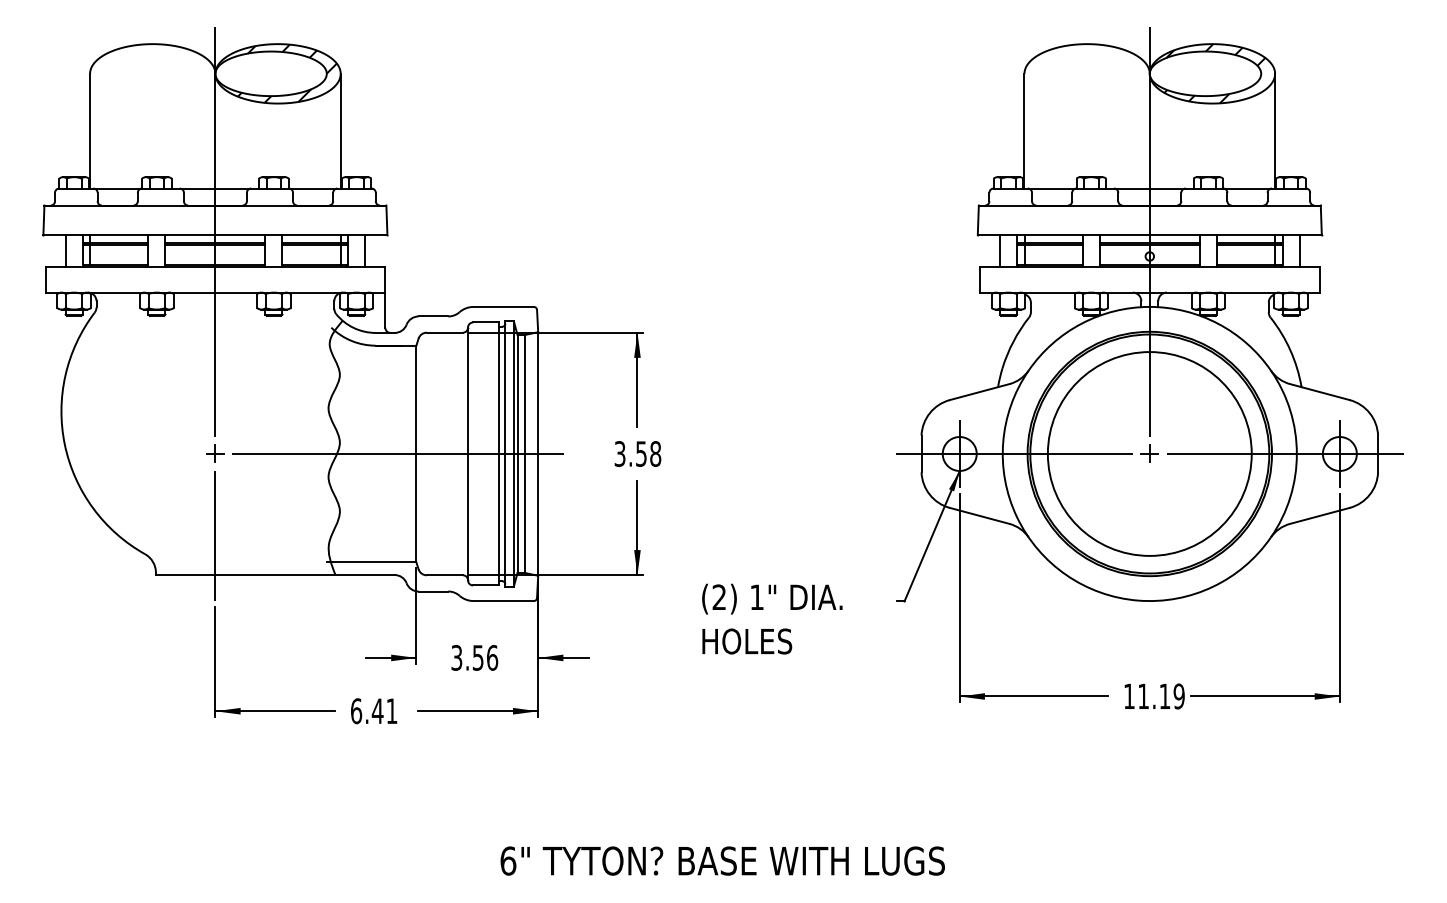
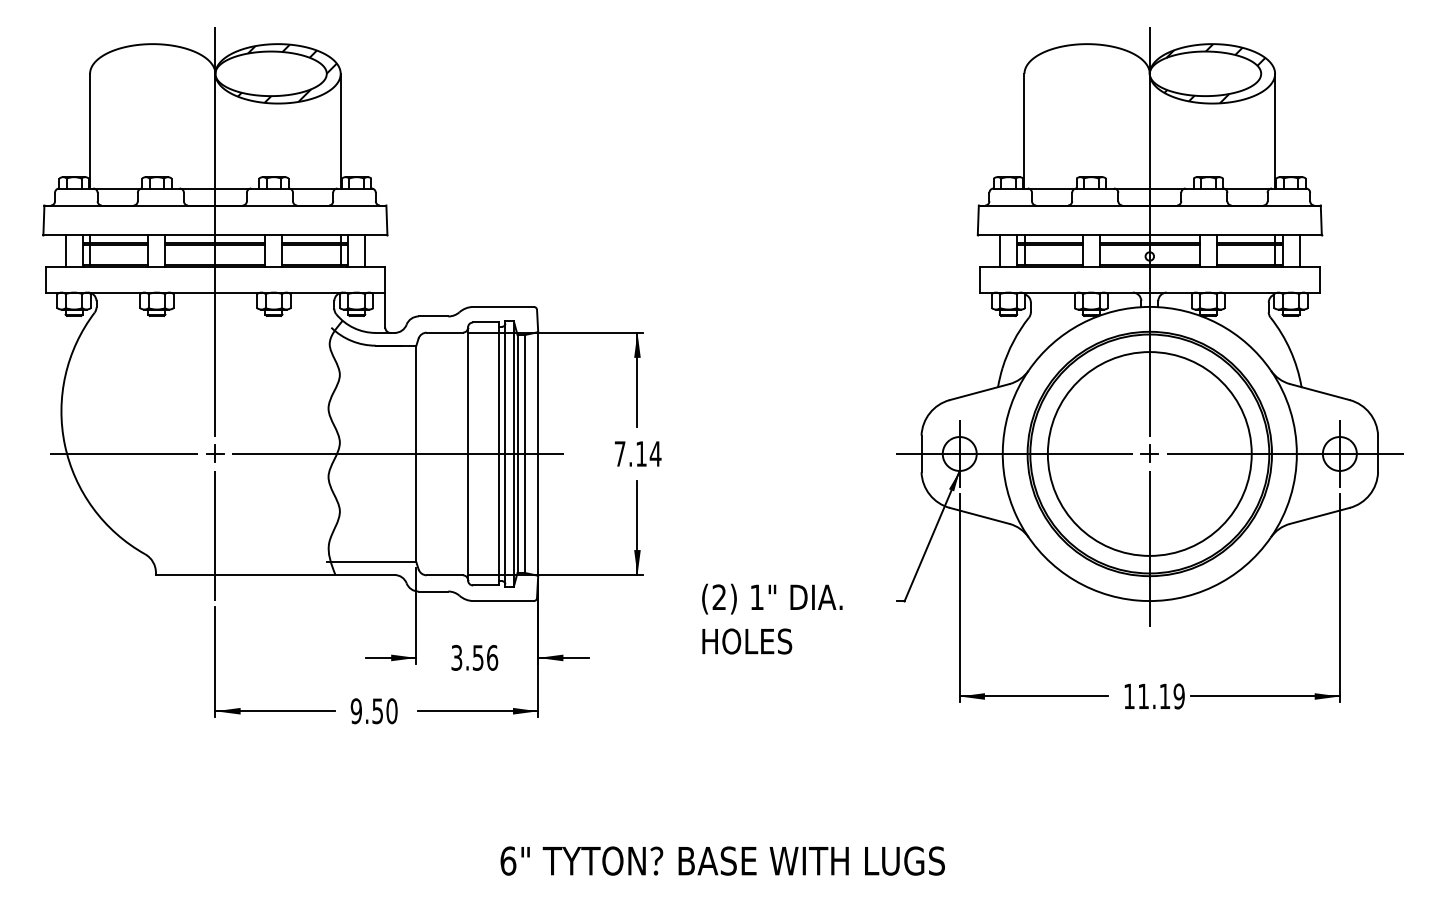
text: 3.58 -> 7.14 (637, 453)
line: none -> present (124, 454)
line: none -> present (1149, 548)
text: 6.41 -> 9.50 (373, 711)
